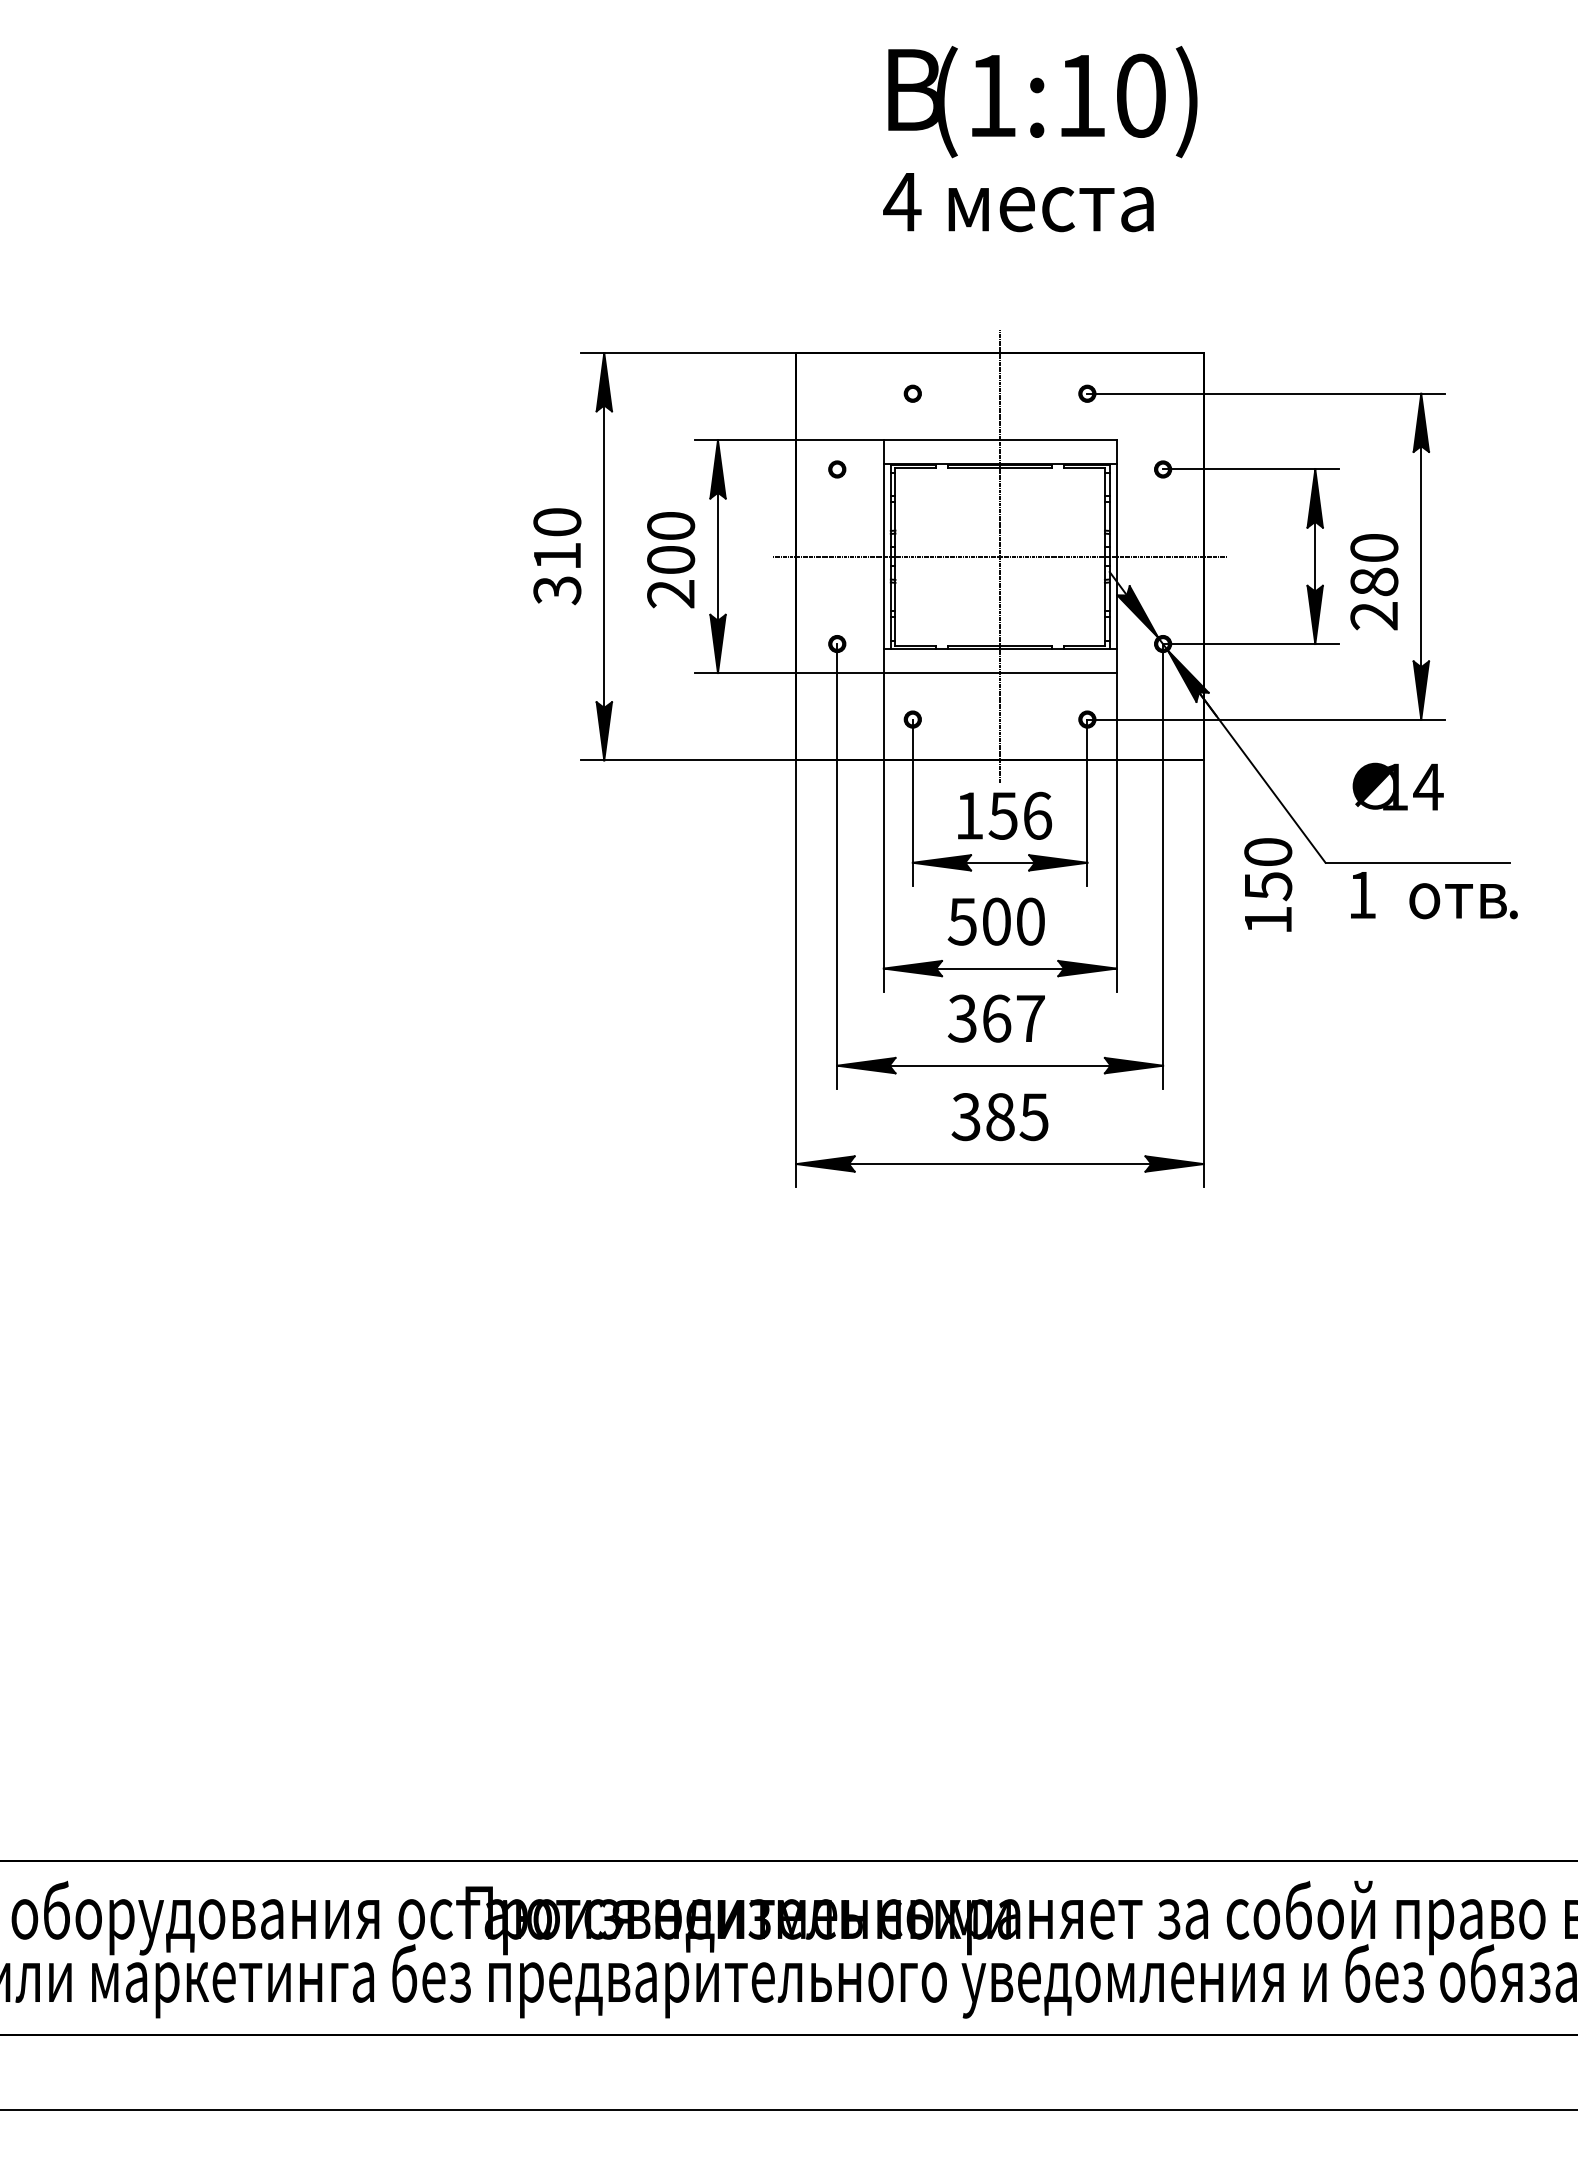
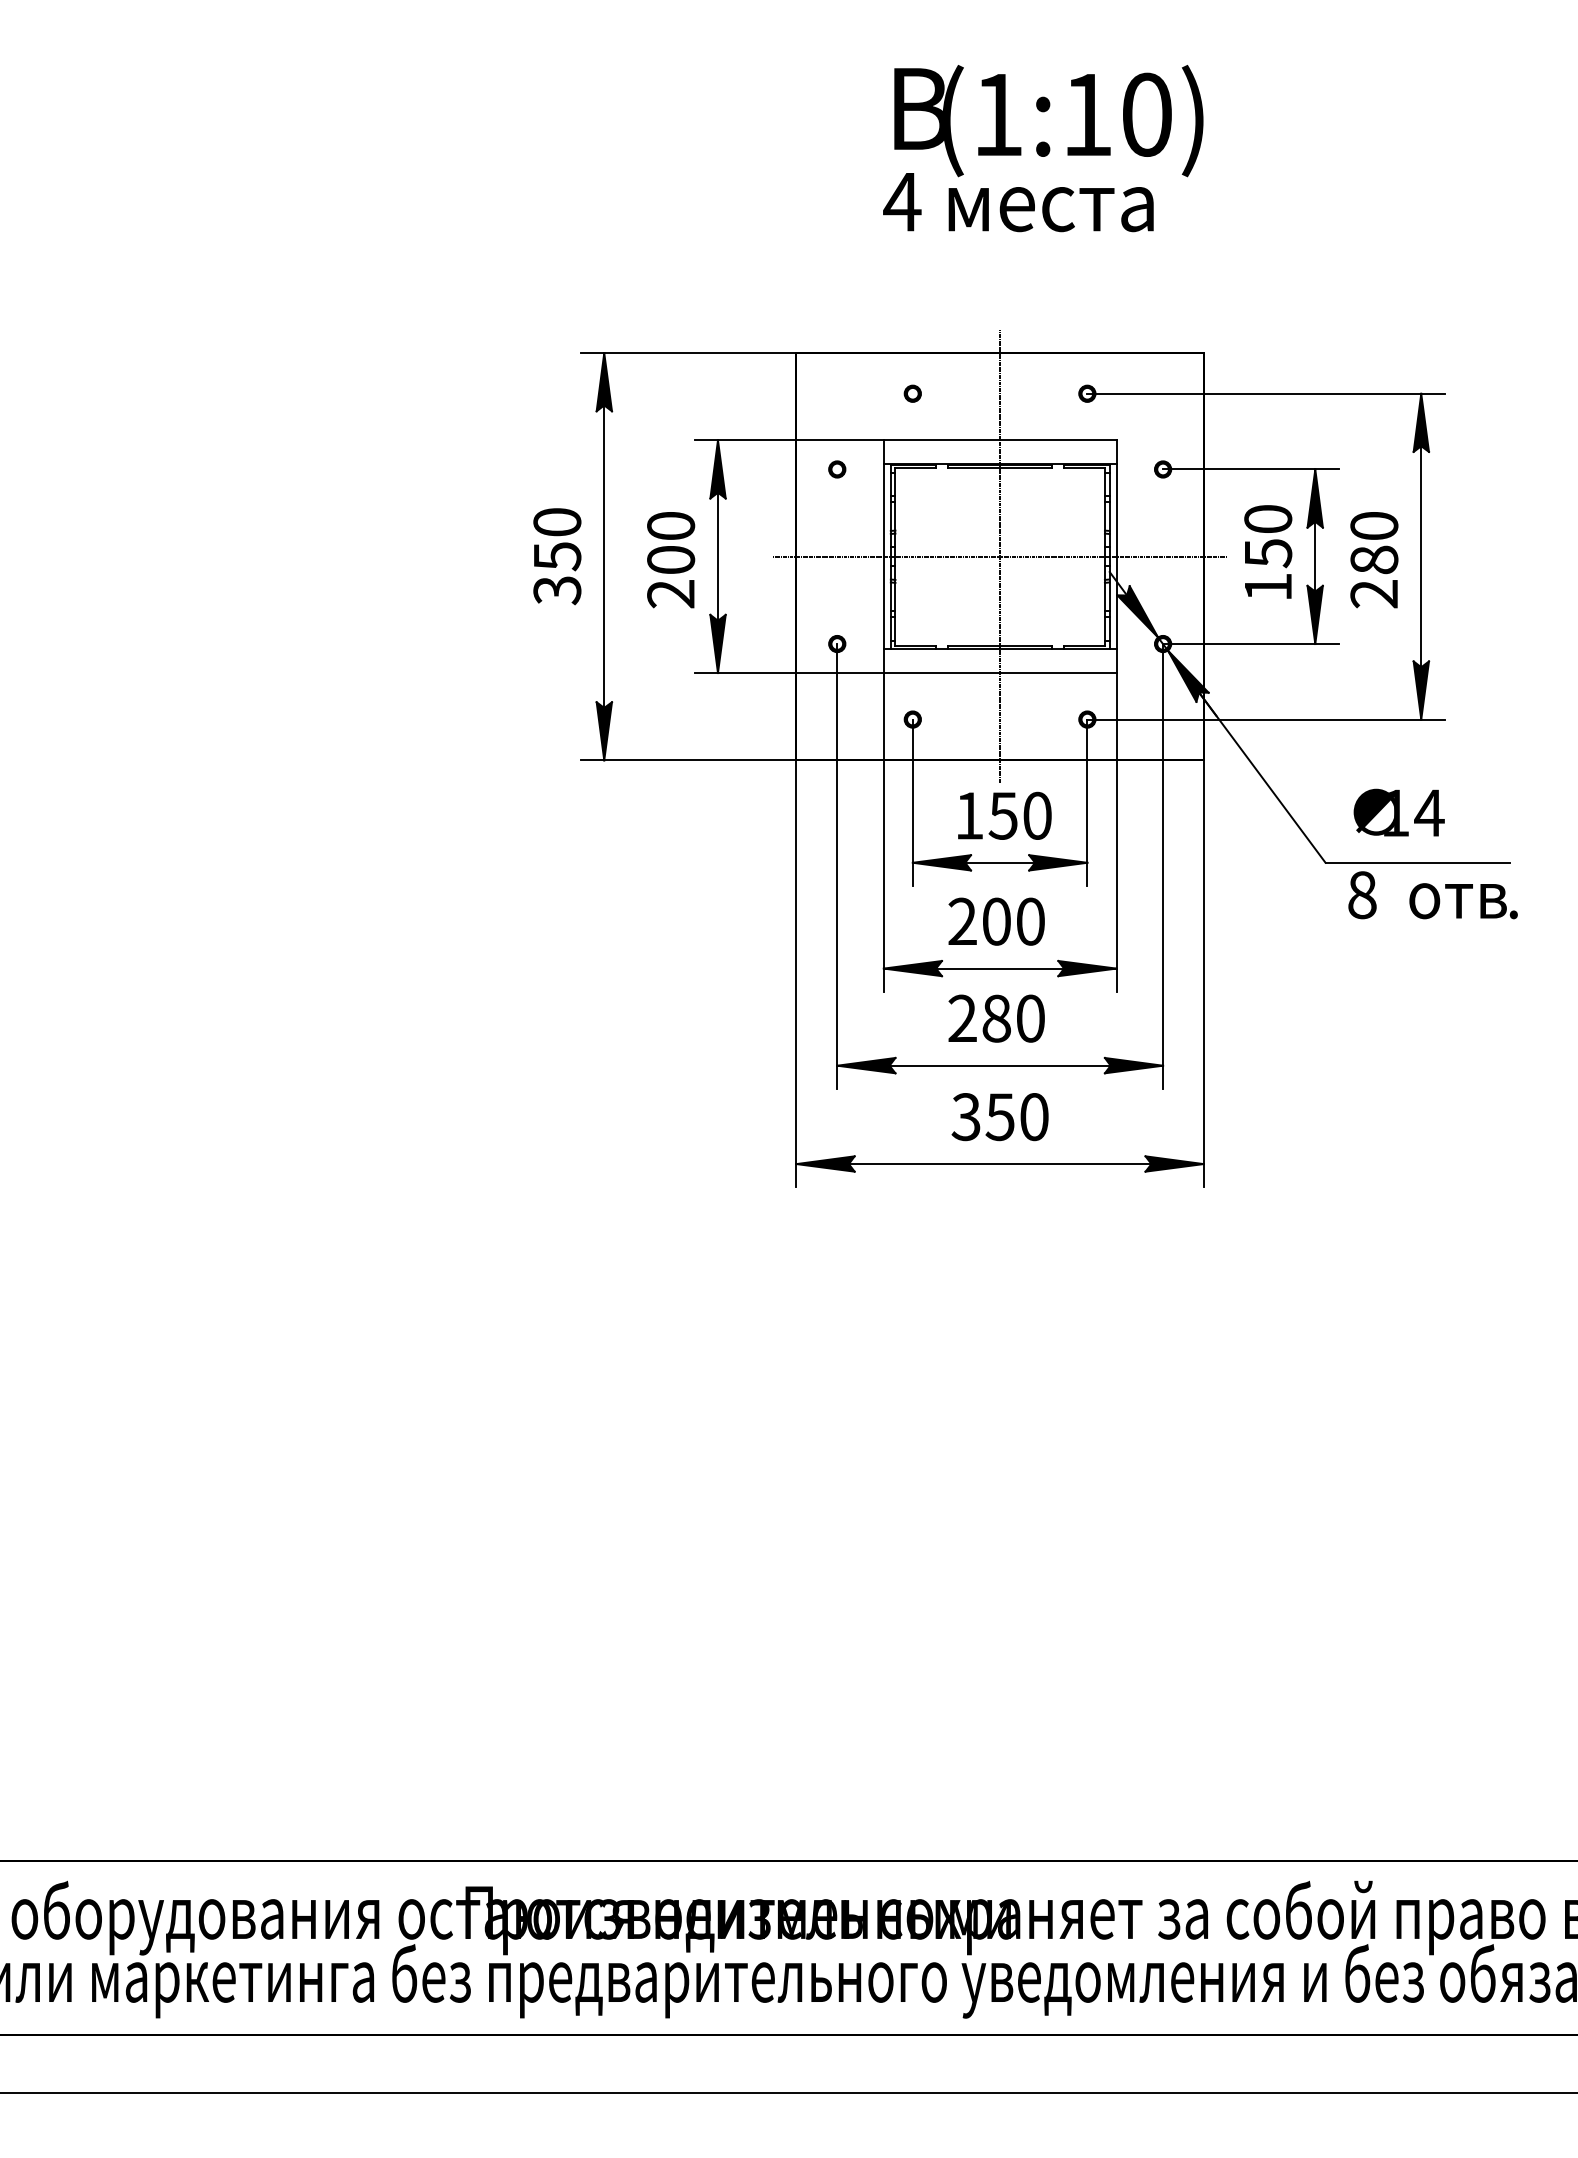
text position: (1042, 102) -> (1048, 121) (1048, 121)
text: 310 -> 350 (557, 556)
text position: (1374, 582) -> (1374, 560) (1374, 560)
text position: (1397, 786) -> (1398, 812) (1398, 812)
text: 156 -> 150 (1037, 815)
text position: (1268, 884) -> (1268, 551) (1268, 551)
text: 1 -> 8 (1362, 895)
text: 500 -> 200 (961, 921)
text: 367 -> 280 (995, 1018)
text: 385 -> 350 (1016, 1117)
line position: (788, 2110) -> (788, 2093) (788, 2093)
